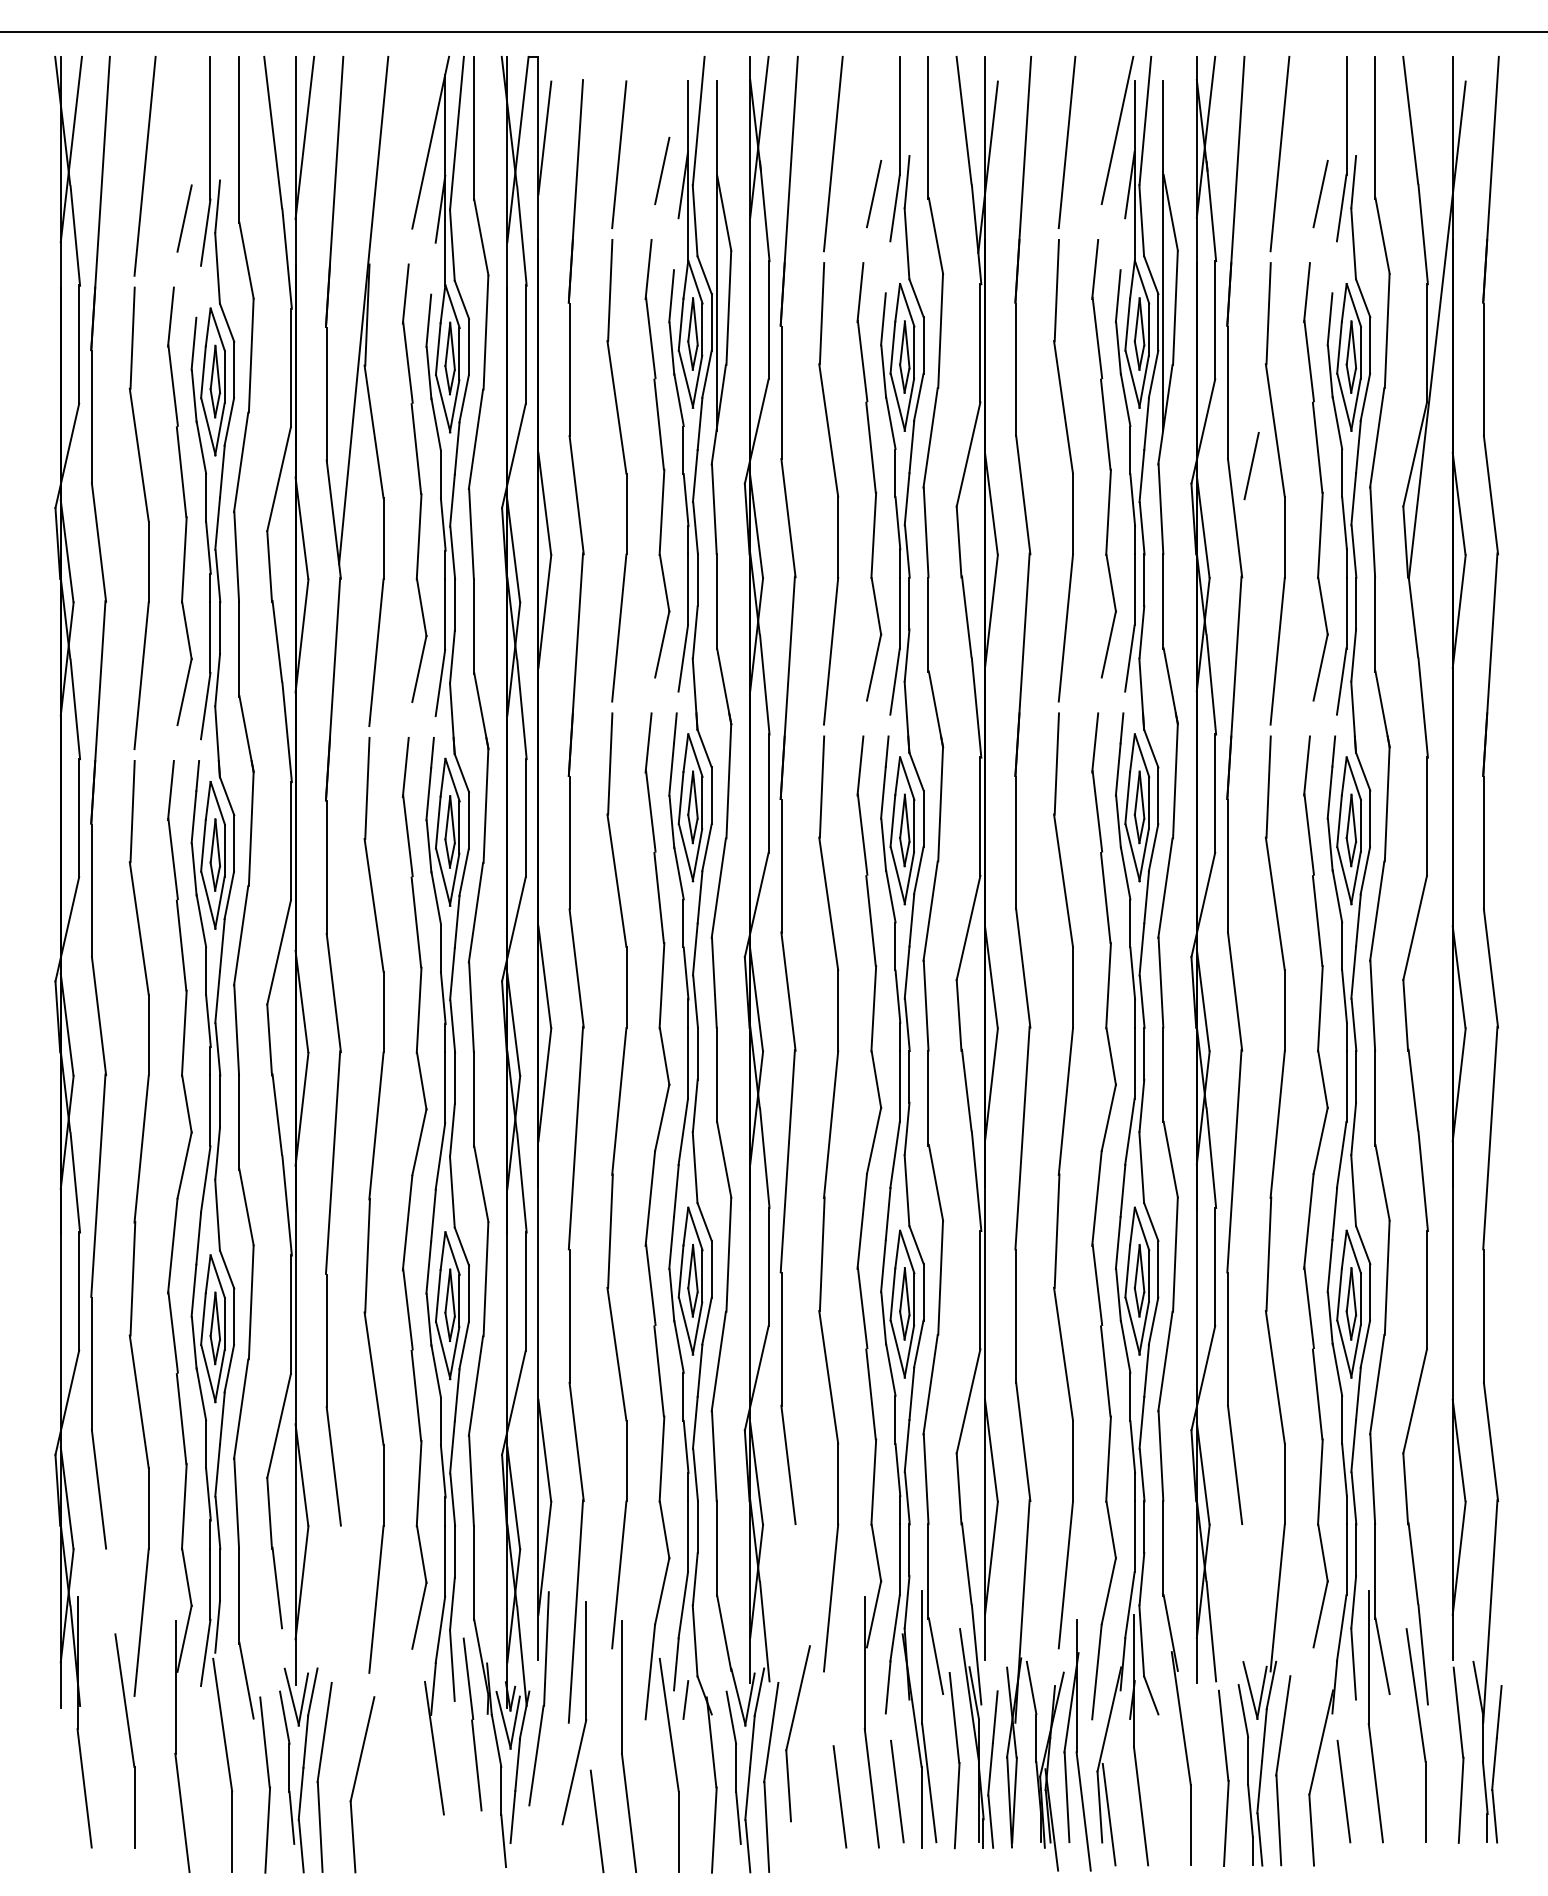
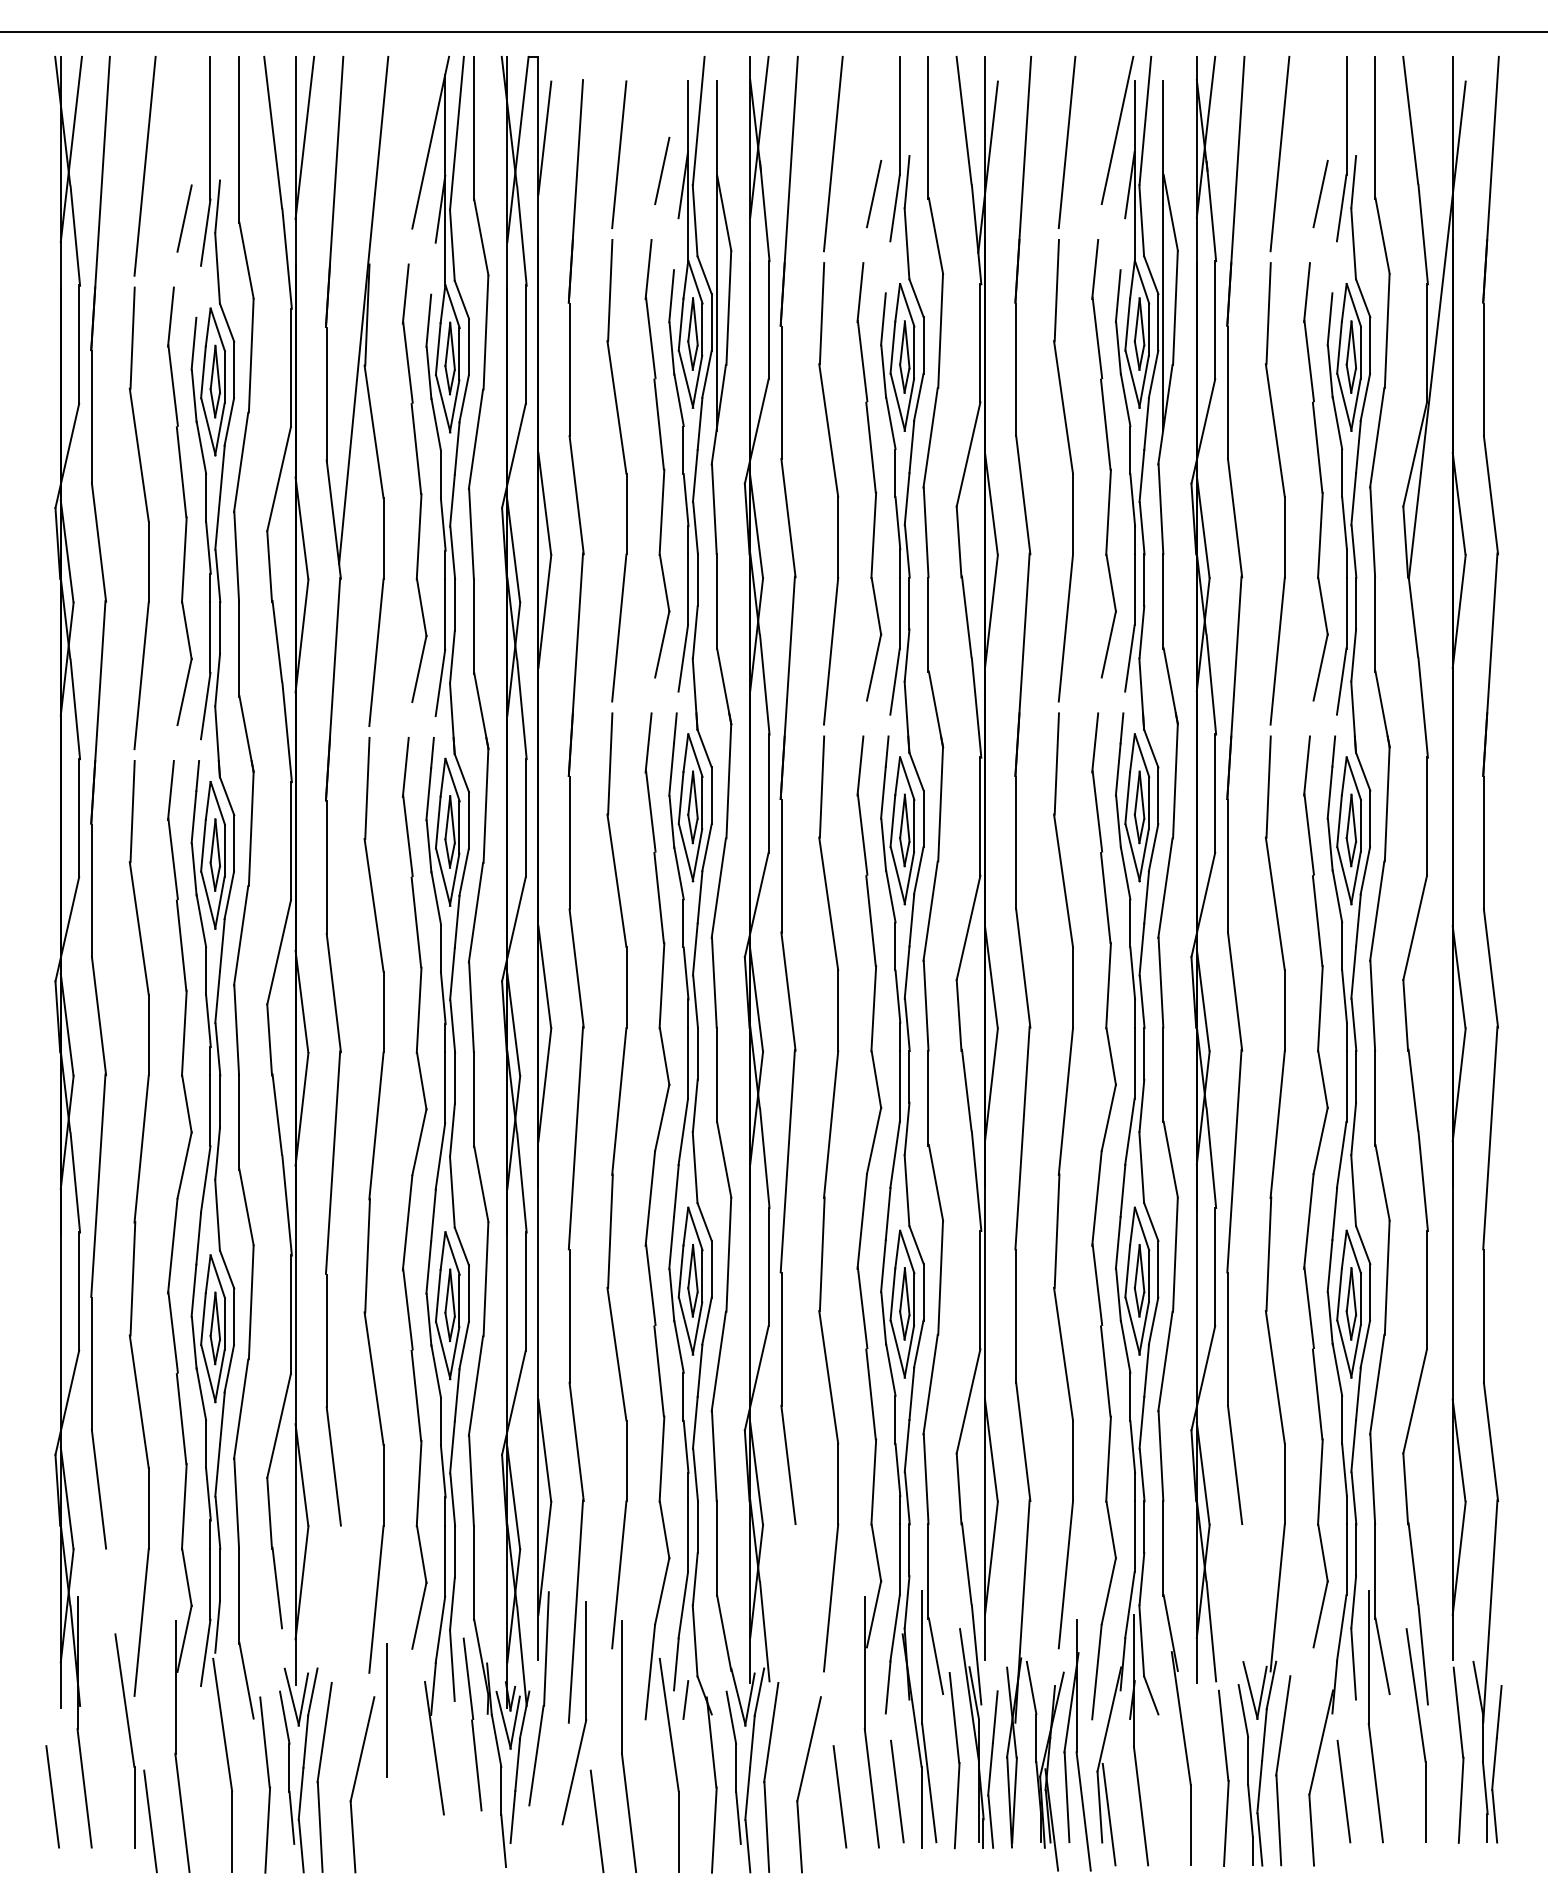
line: present -> none (1251, 466)
line: none -> present (387, 1710)
part position: (791, 1732) -> (802, 1783) (802, 1783)
line: none -> present (52, 1796)
line: none -> present (150, 1821)
